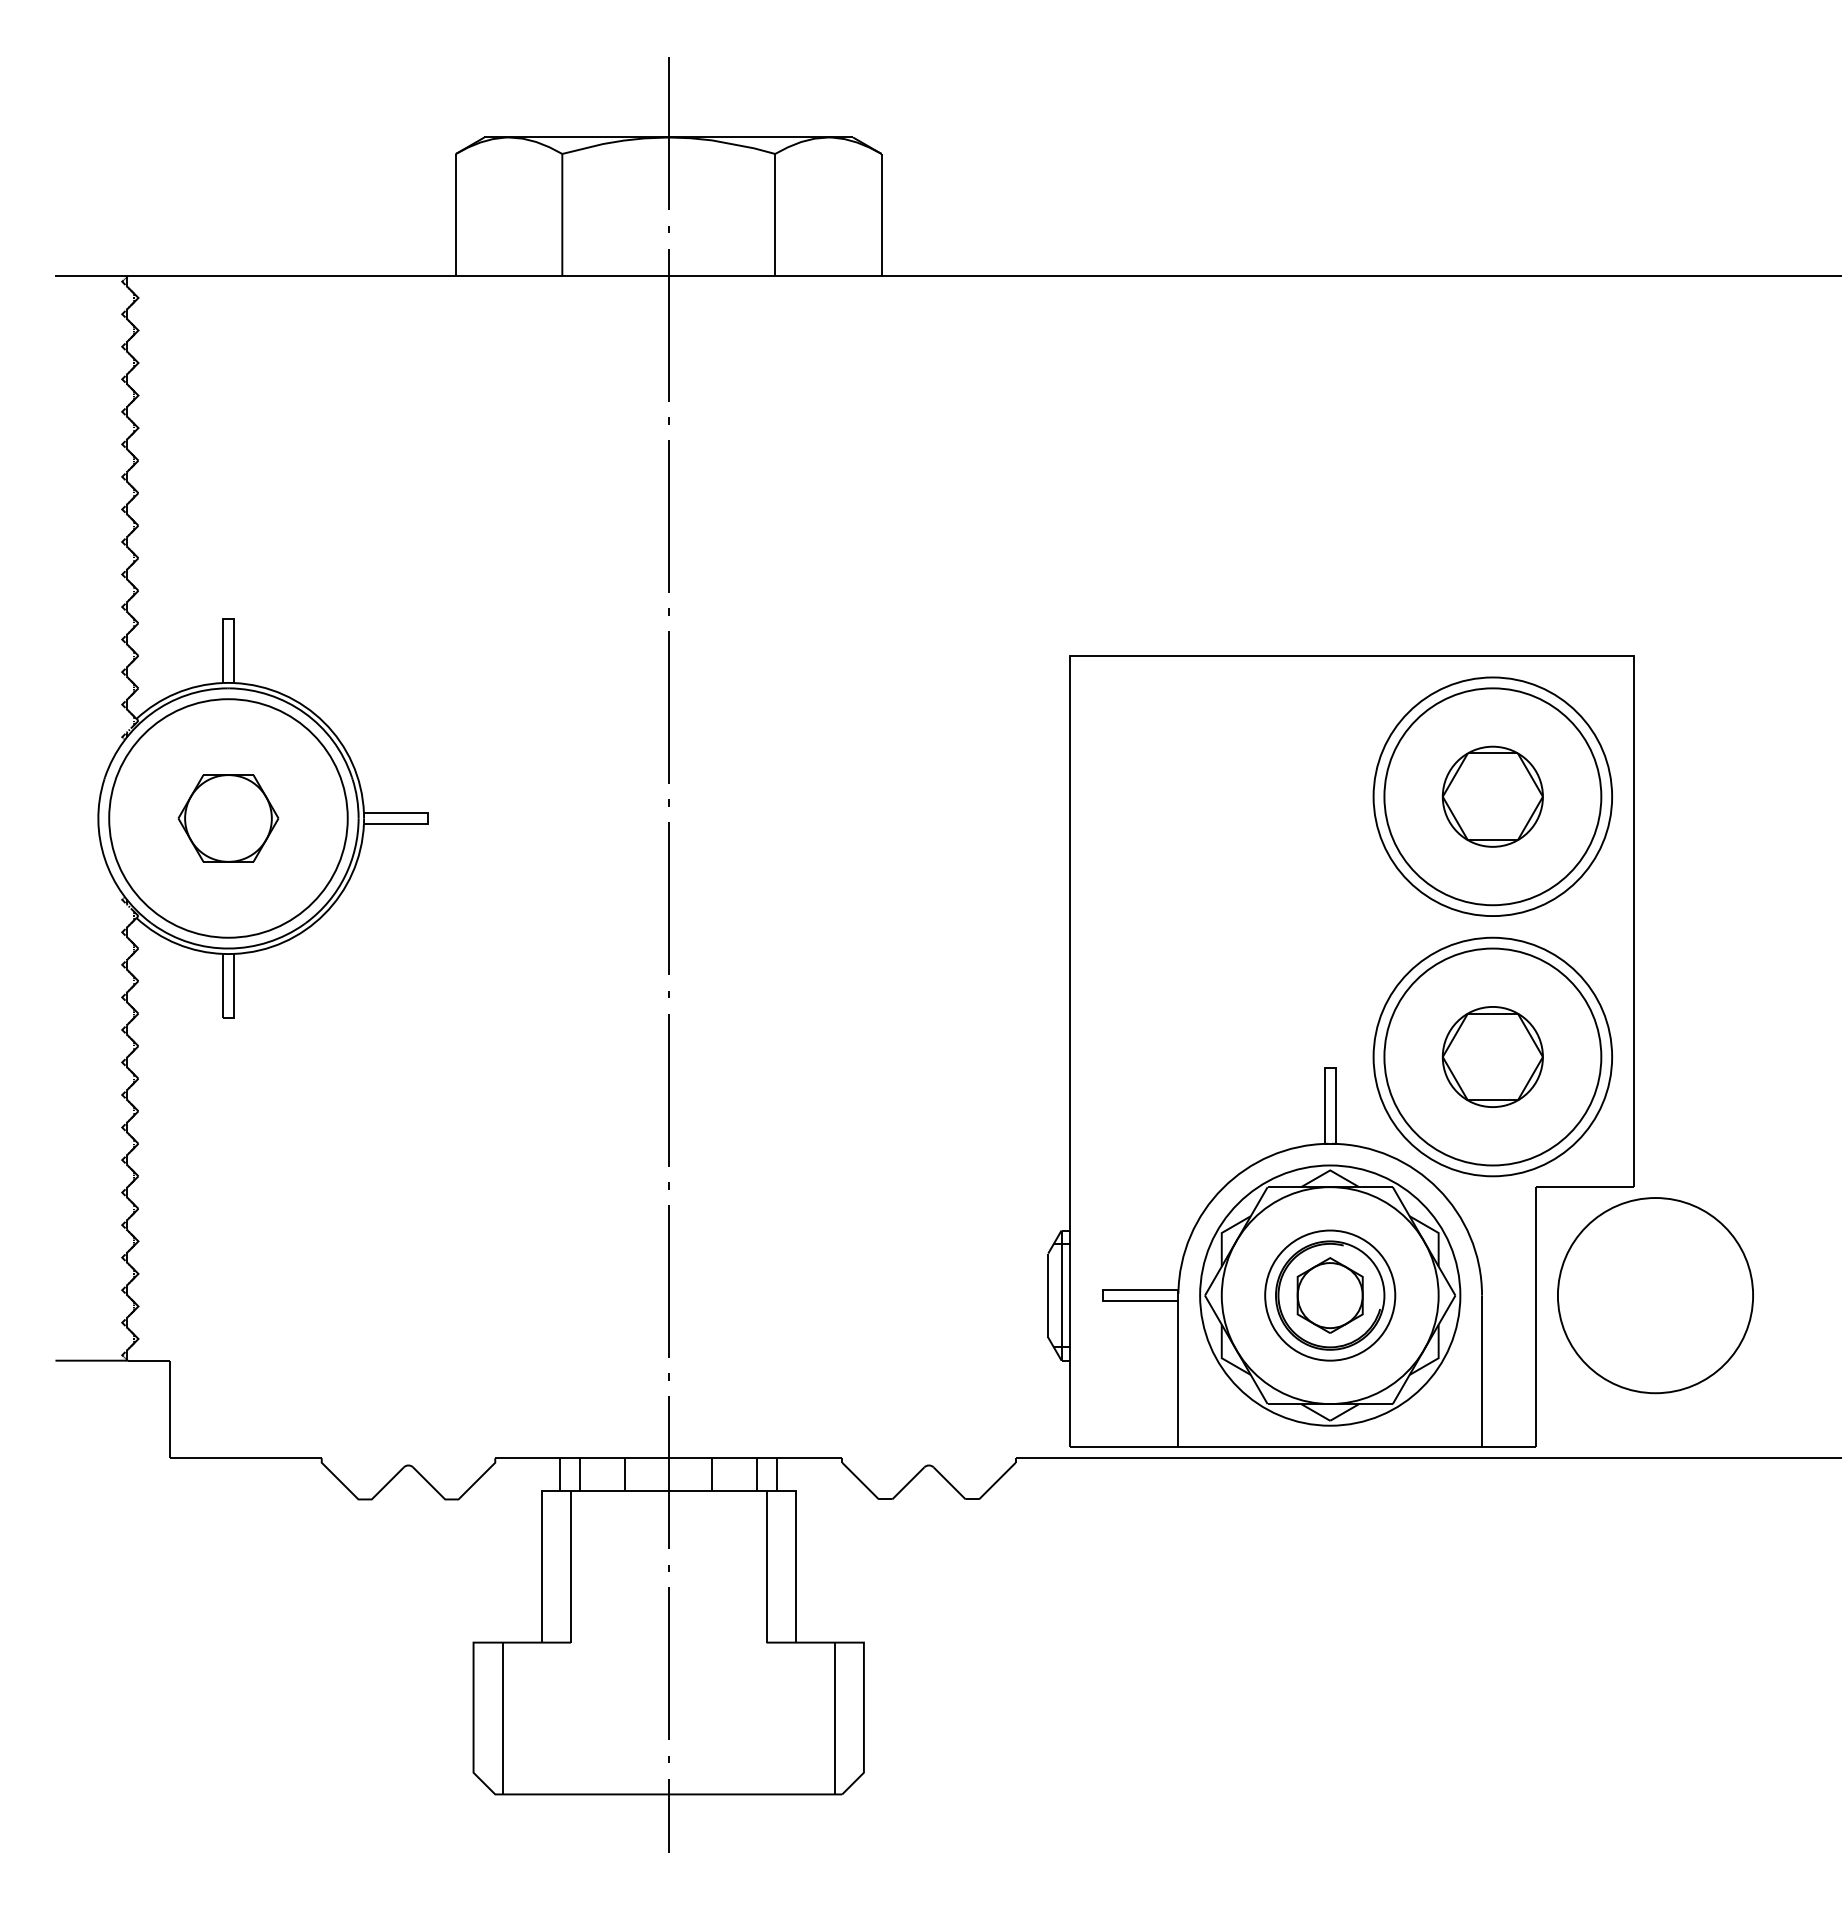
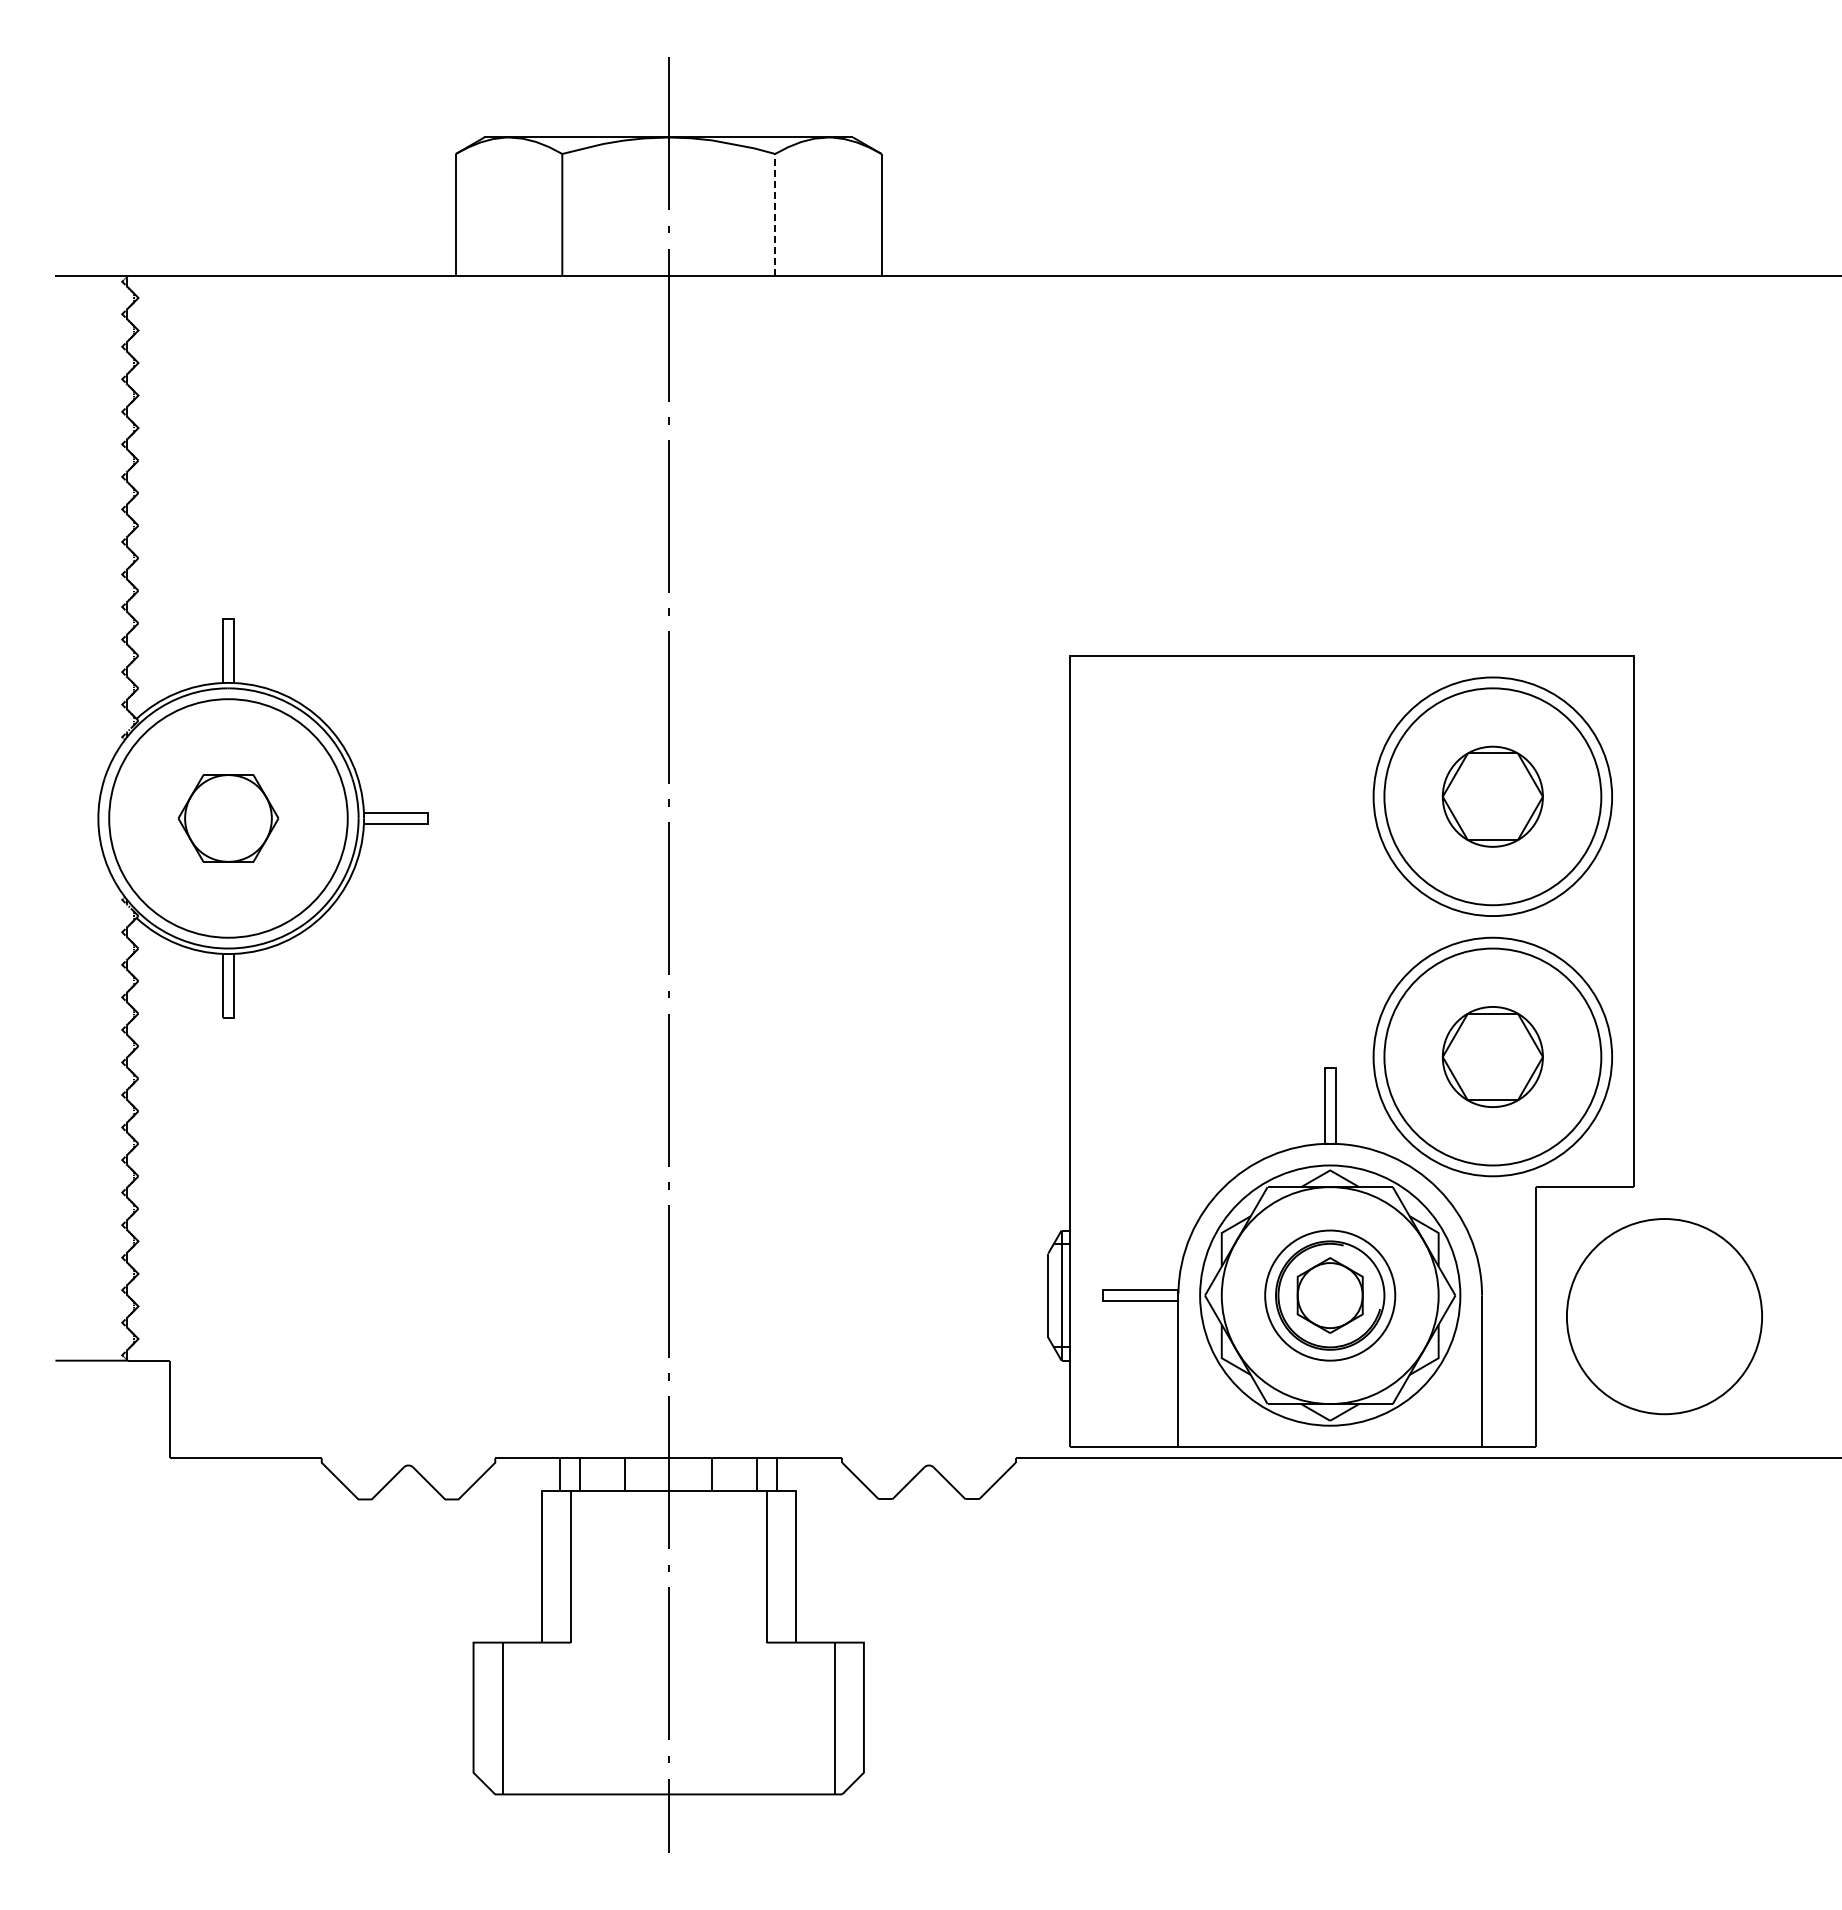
line: solid -> dashed (775, 214)
part position: (1655, 1295) -> (1664, 1316) (1664, 1316)
